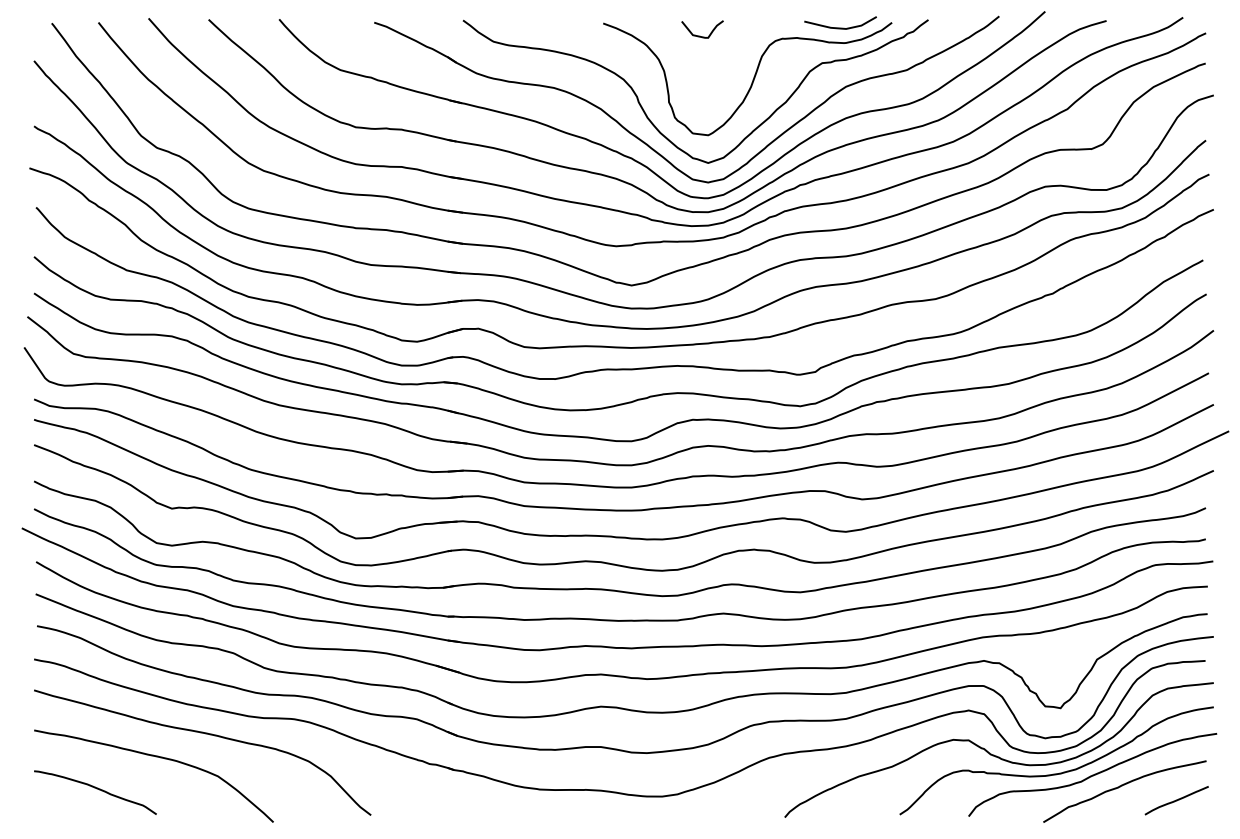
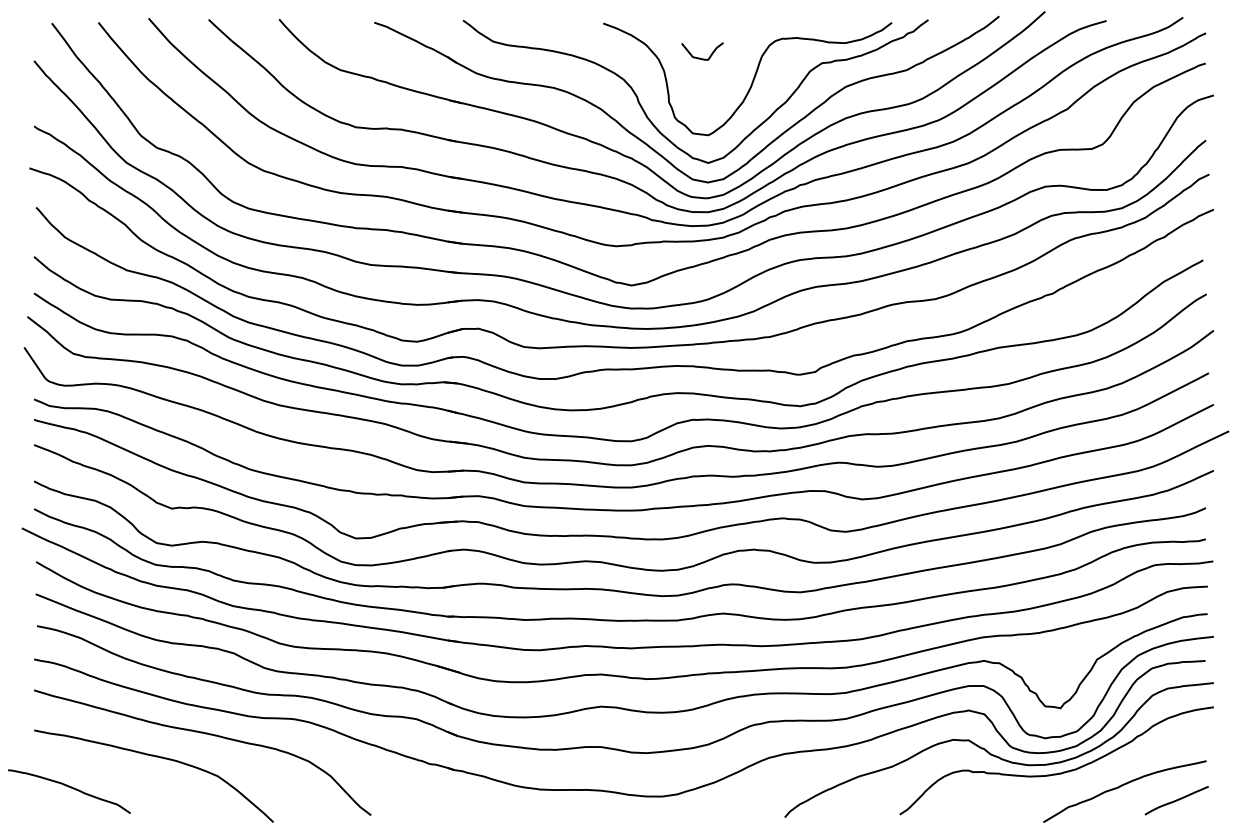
curve: present -> none (840, 27)
curve position: (700, 35) -> (700, 57) (700, 57)
curve: present -> none (1092, 774)
curve position: (96, 789) -> (70, 788) (70, 788)
